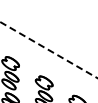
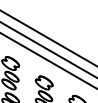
line: none -> present (48, 37)
line: dashed -> solid (48, 50)
line: none -> present (48, 60)
